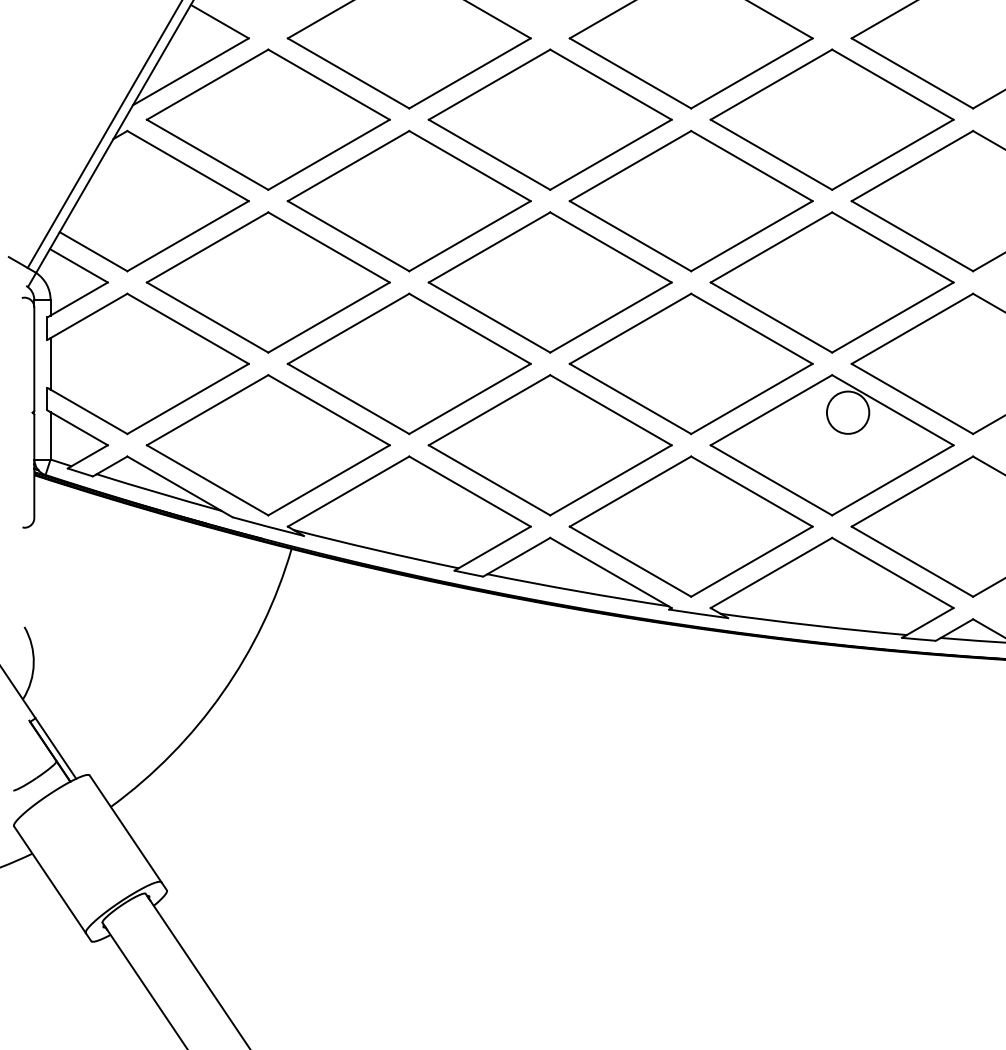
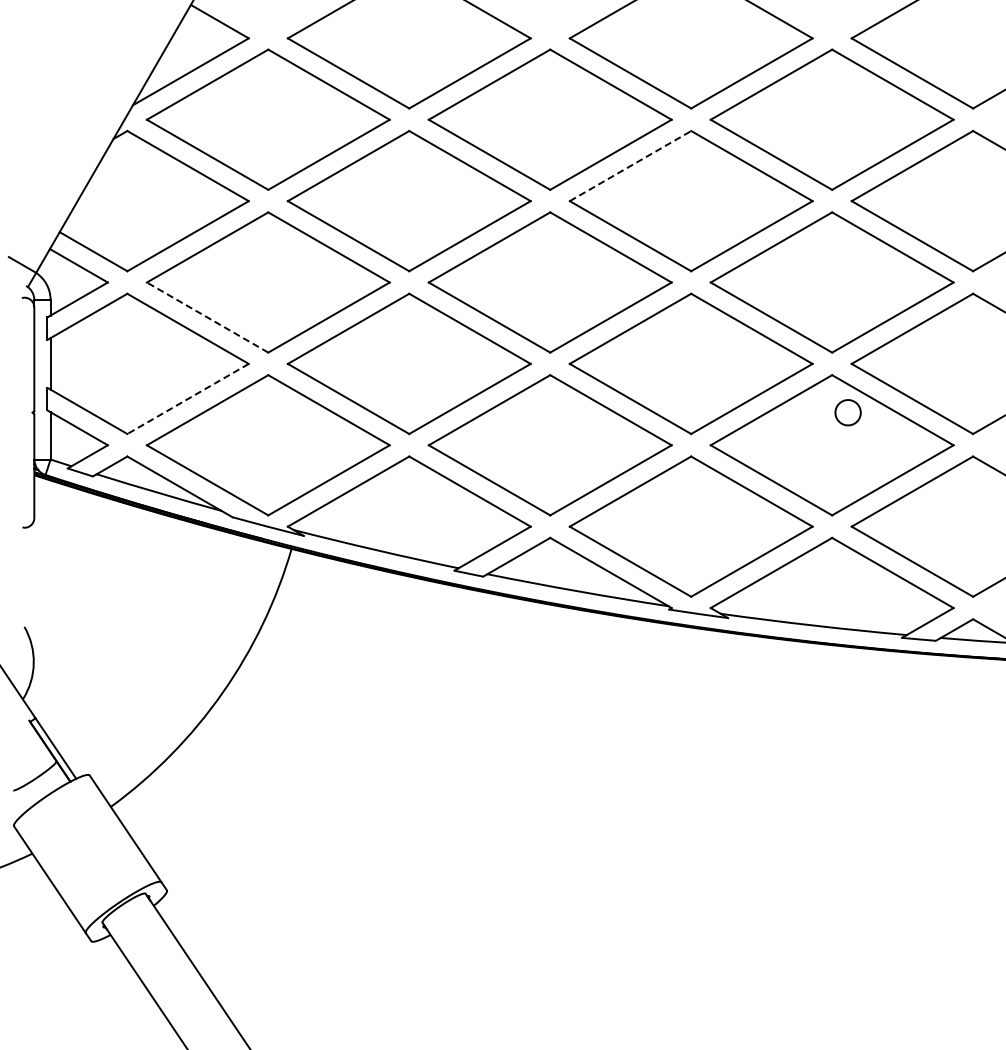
line: present -> none (104, 134)
line: solid -> dashed (630, 165)
line: solid -> dashed (207, 317)
line: solid -> dashed (187, 399)
circle diameter: 42 px -> 25 px (847, 412)
